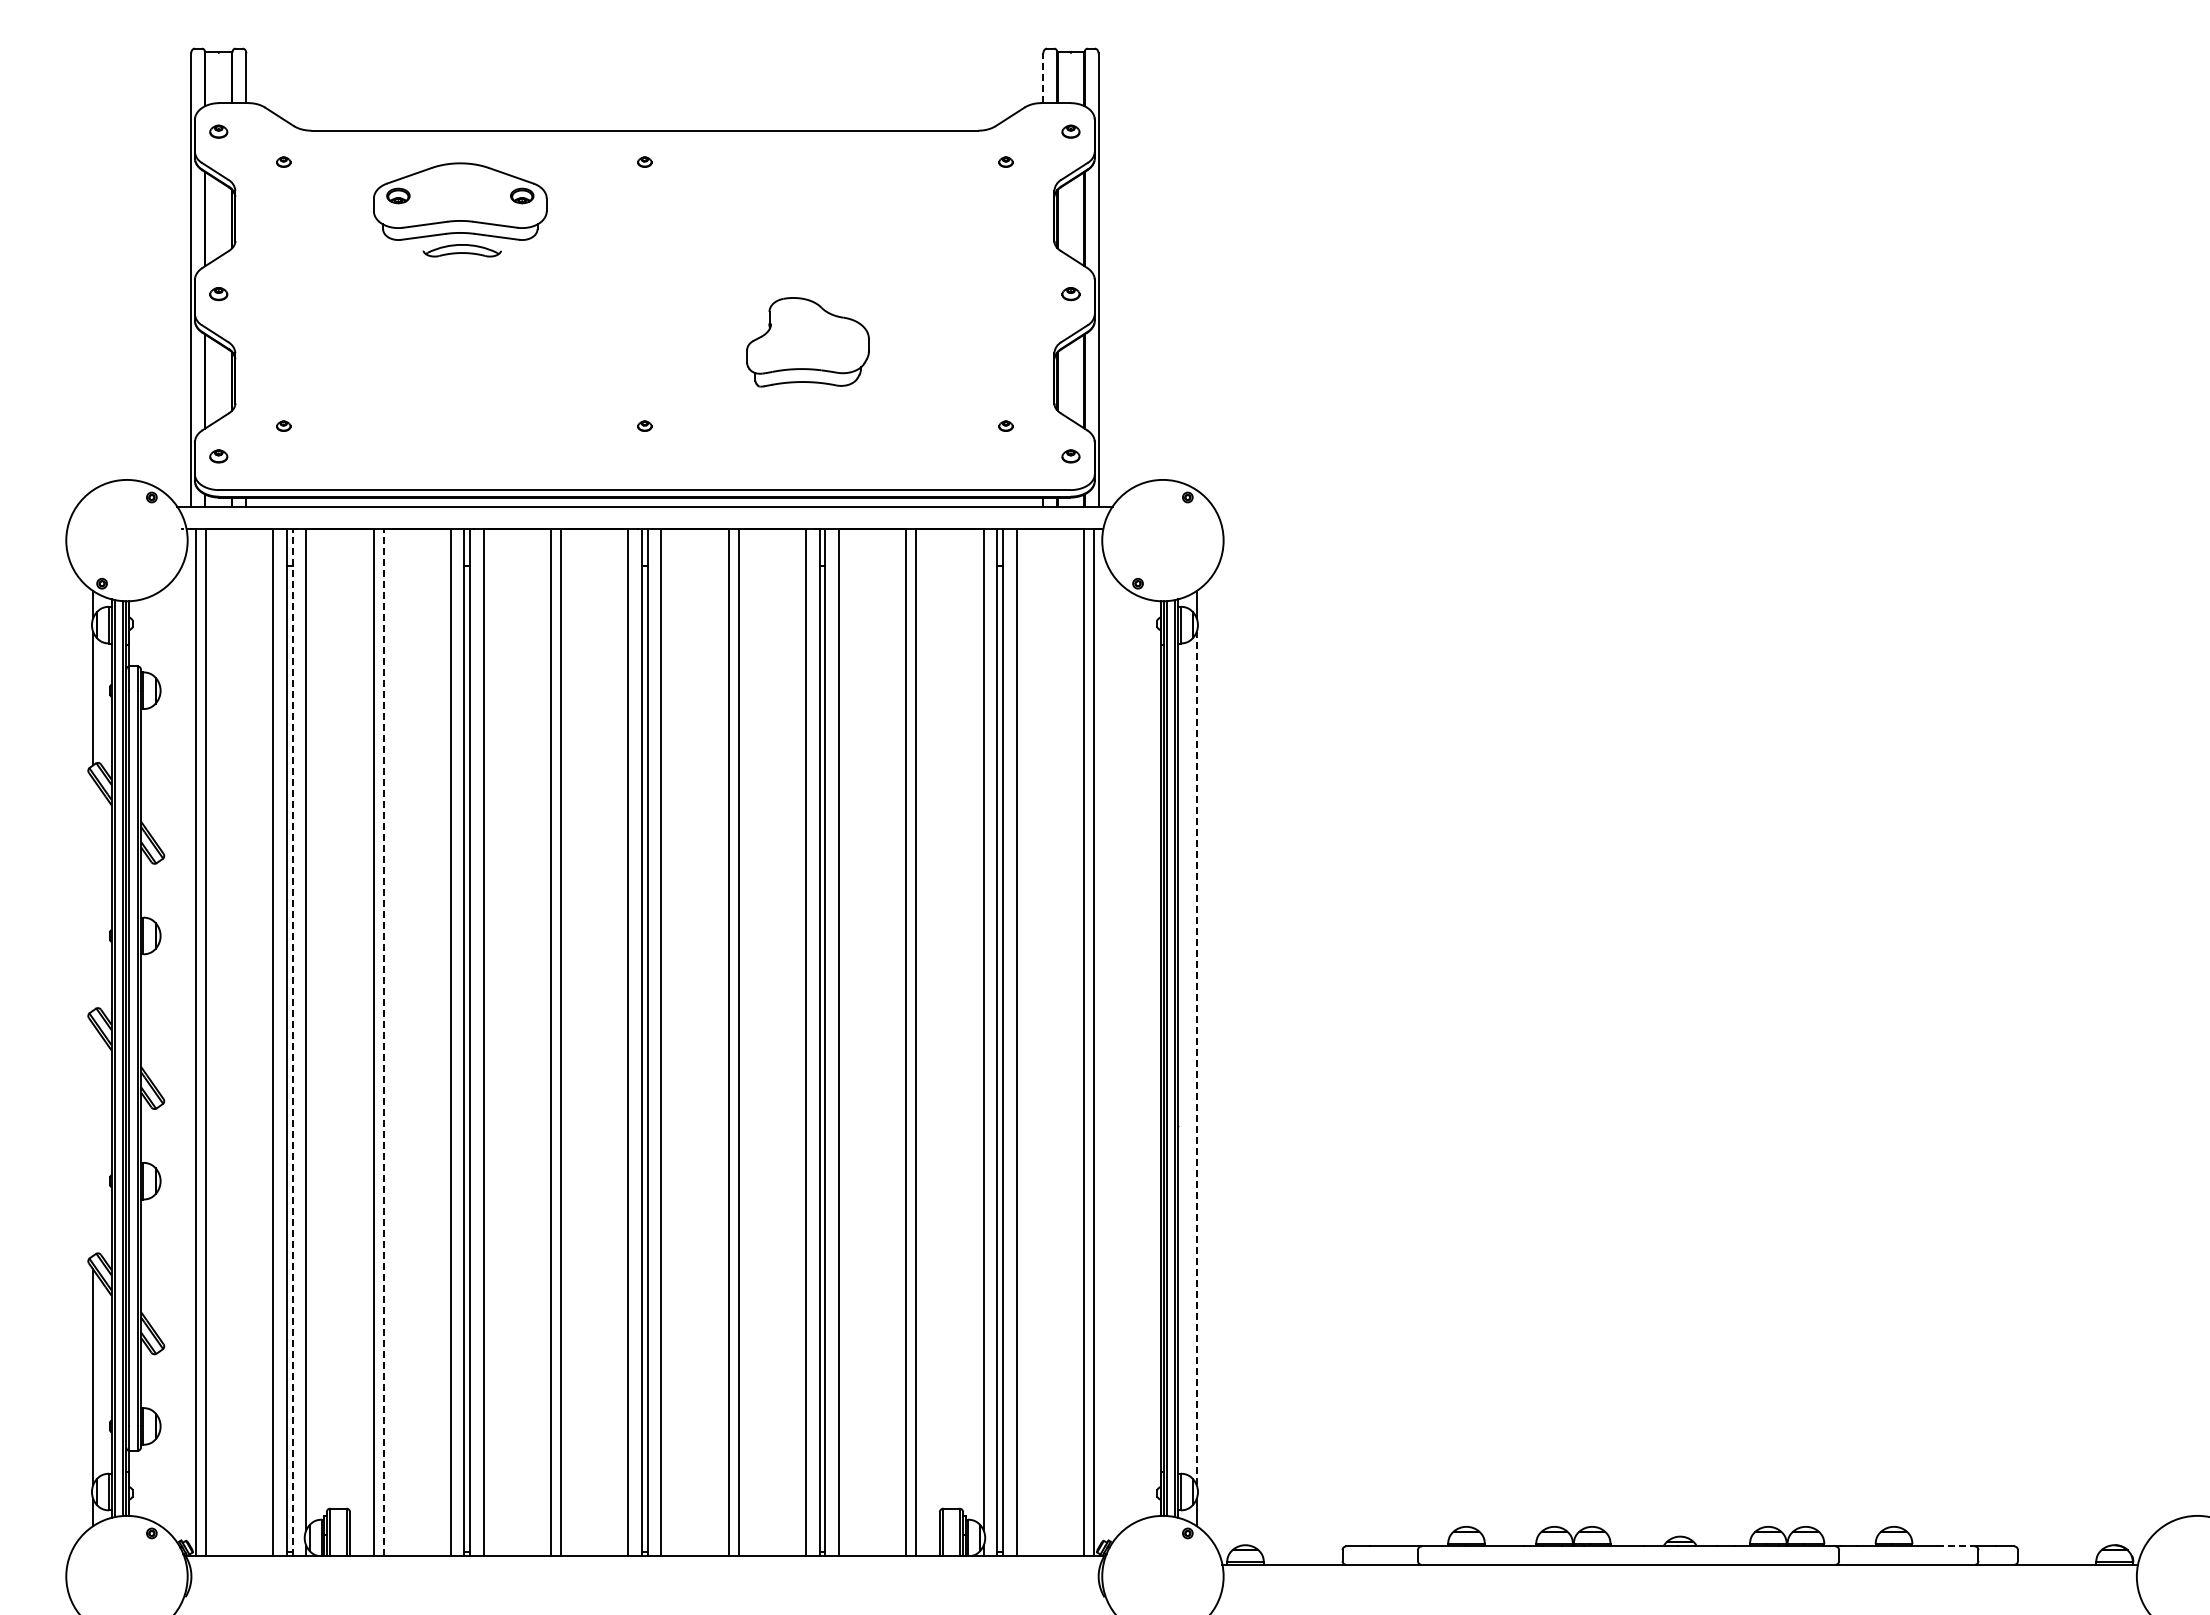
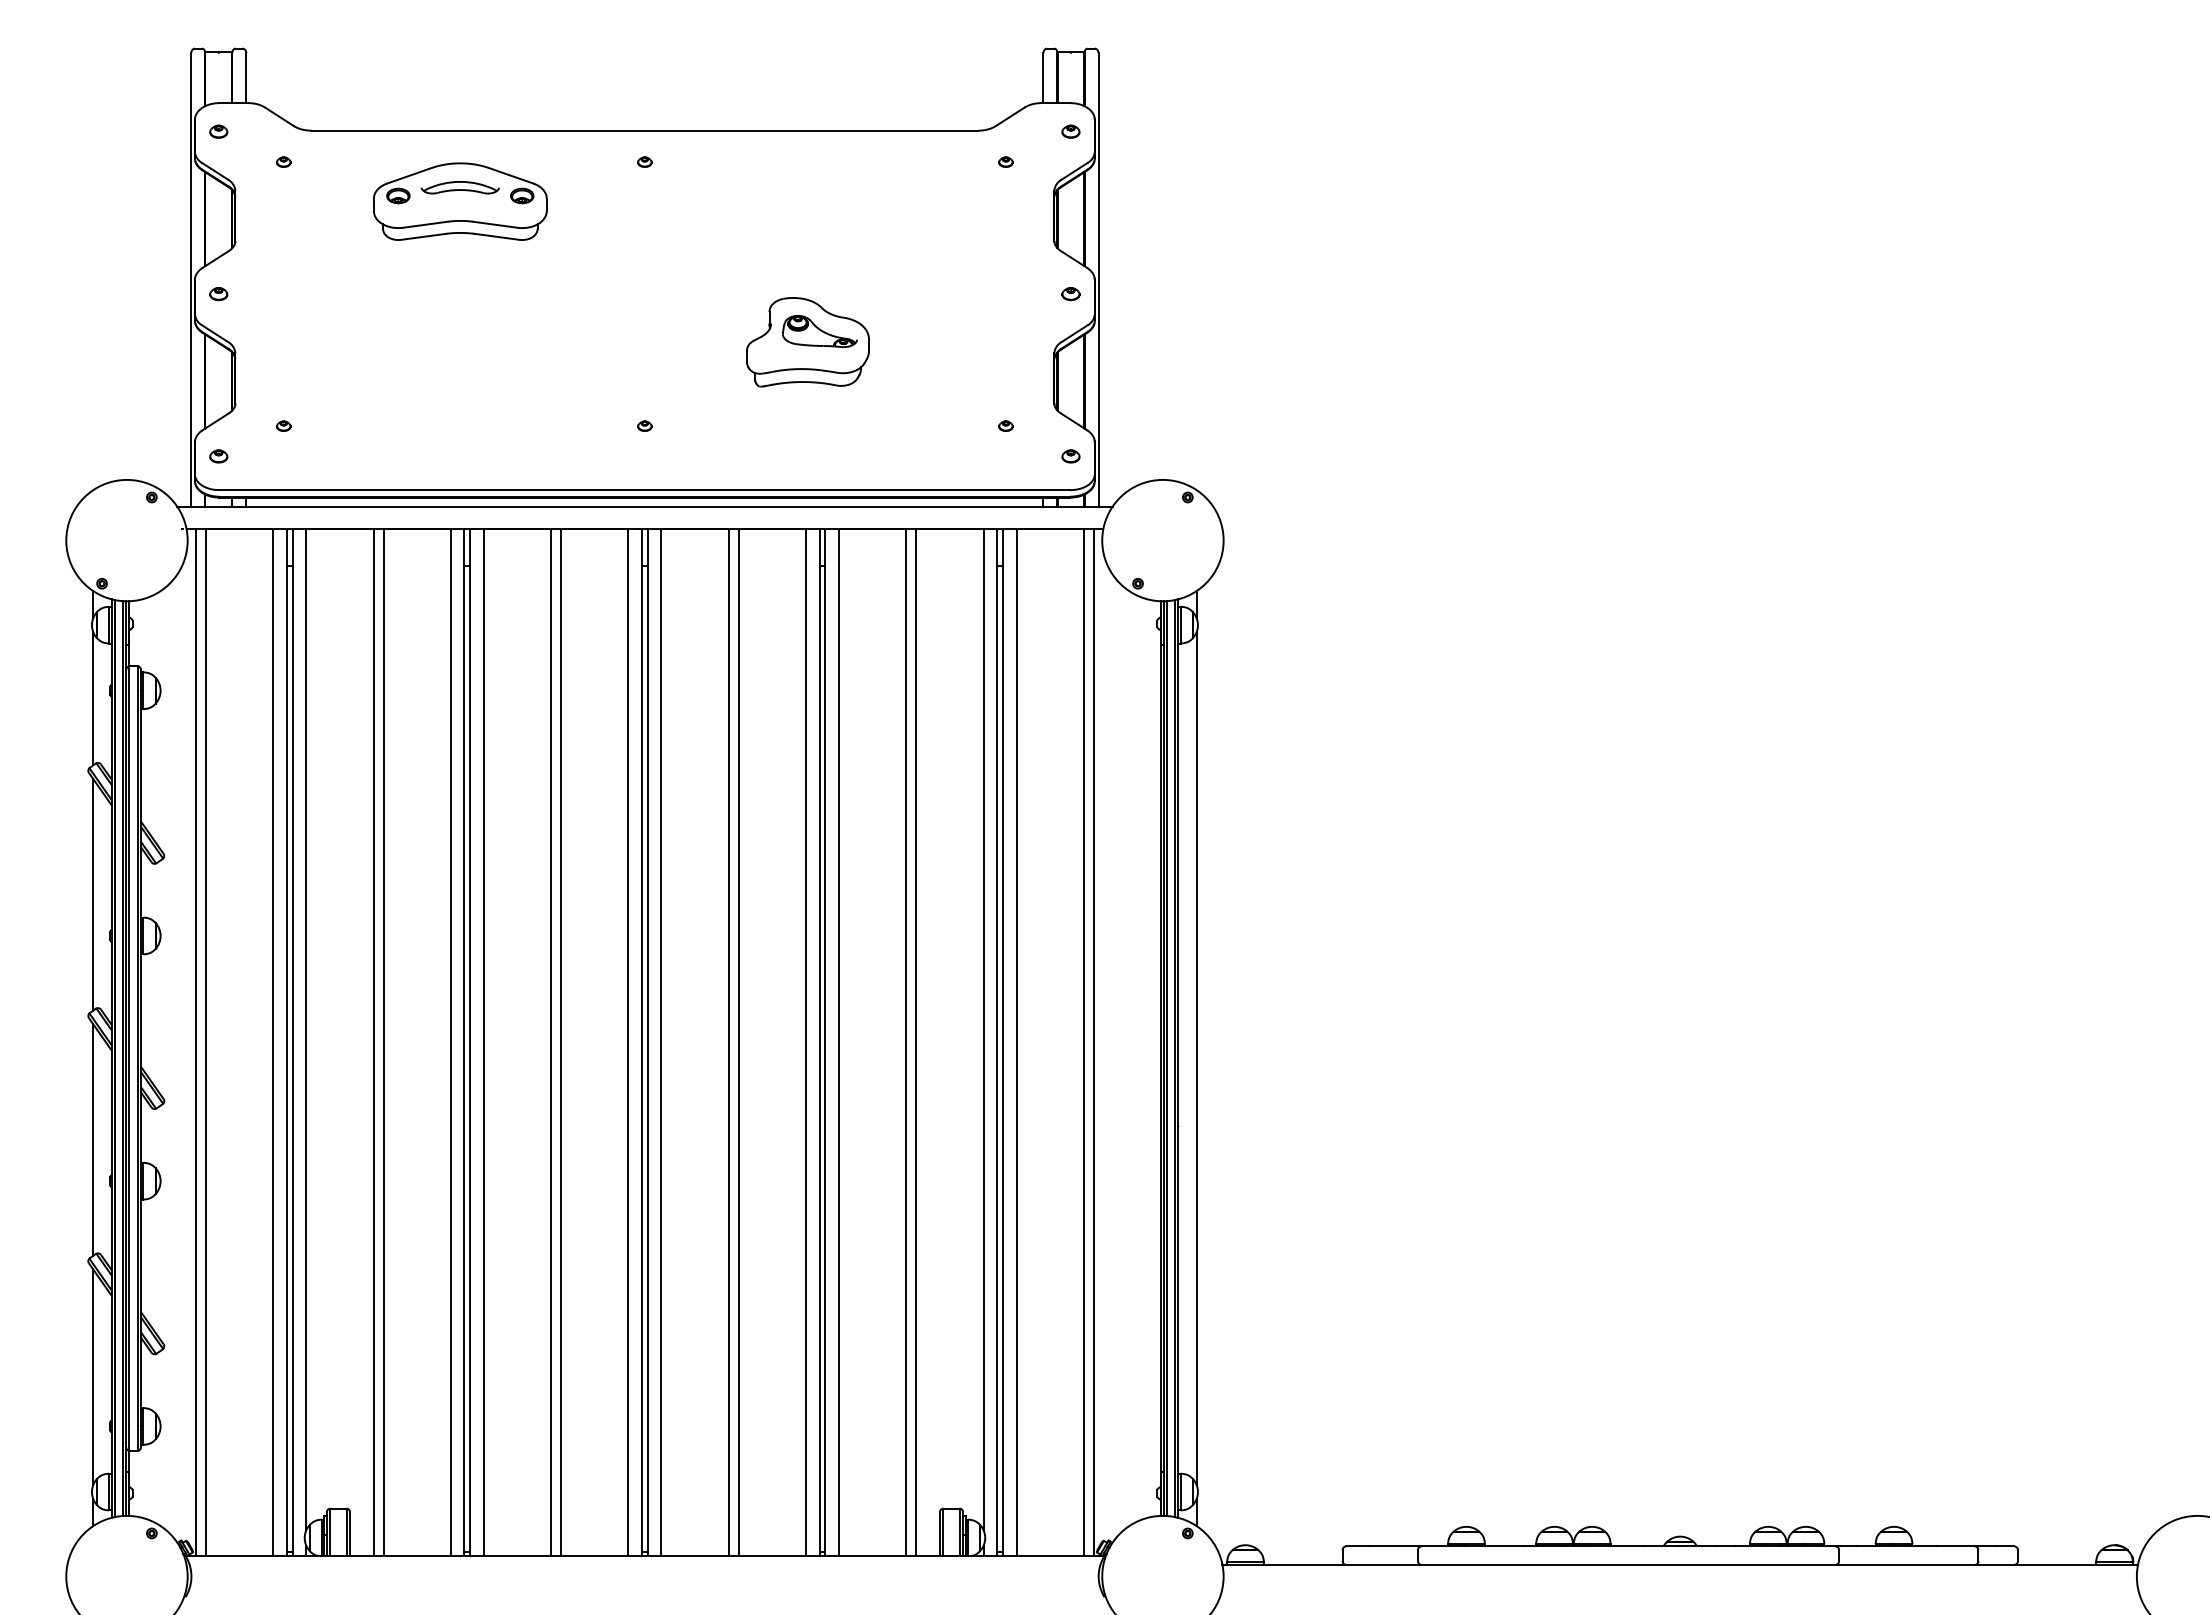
line: dashed -> solid (1043, 78)
part position: (461, 250) -> (459, 187) (459, 187)
part: none -> present (819, 331)
line: none -> present (93, 894)
line: dashed -> solid (292, 1042)
line: dashed -> solid (383, 1042)
line: dashed -> solid (1196, 1058)
line: none -> present (93, 1139)
line: dashed -> solid (1956, 1546)
